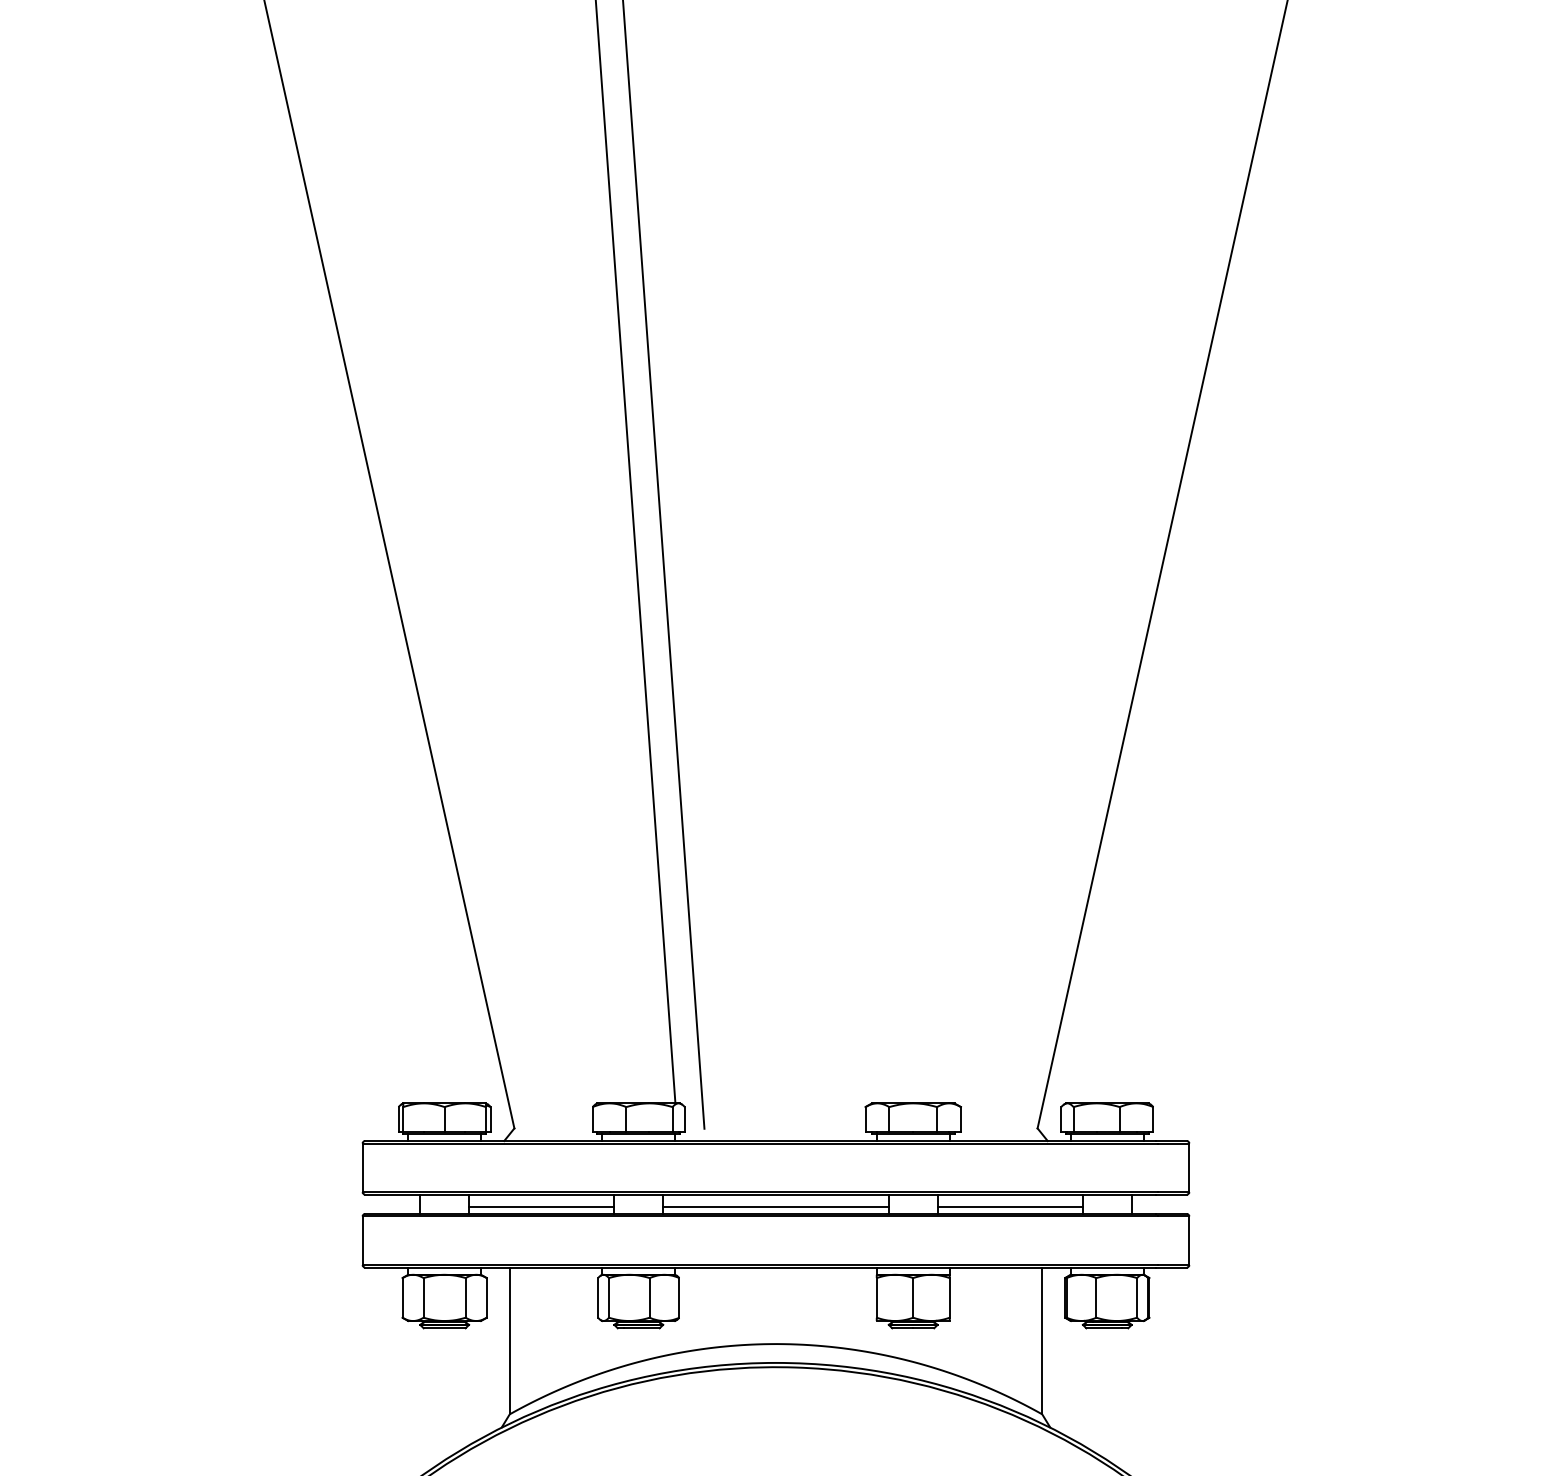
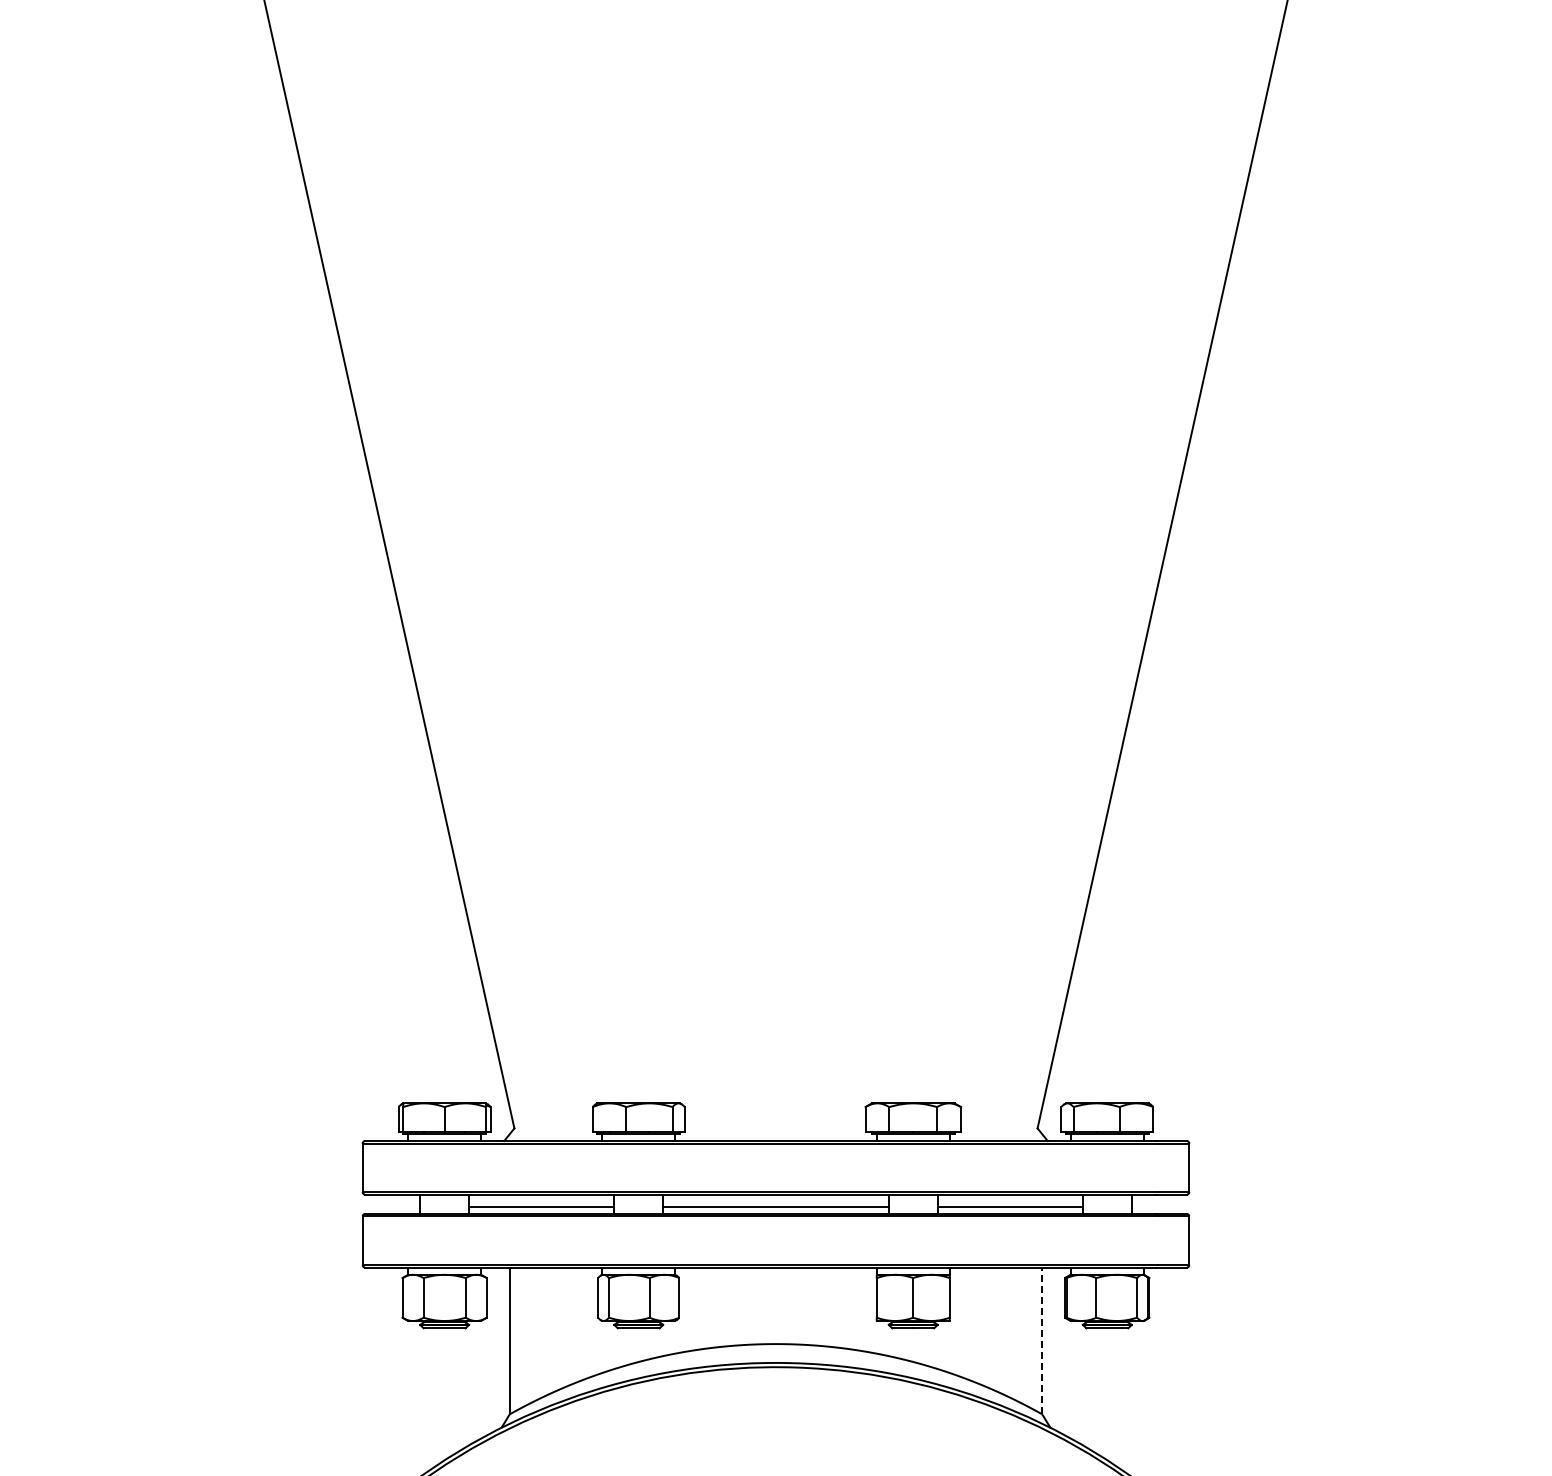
line: present -> none (635, 552)
line: present -> none (663, 565)
line: solid -> dashed (1042, 1340)
